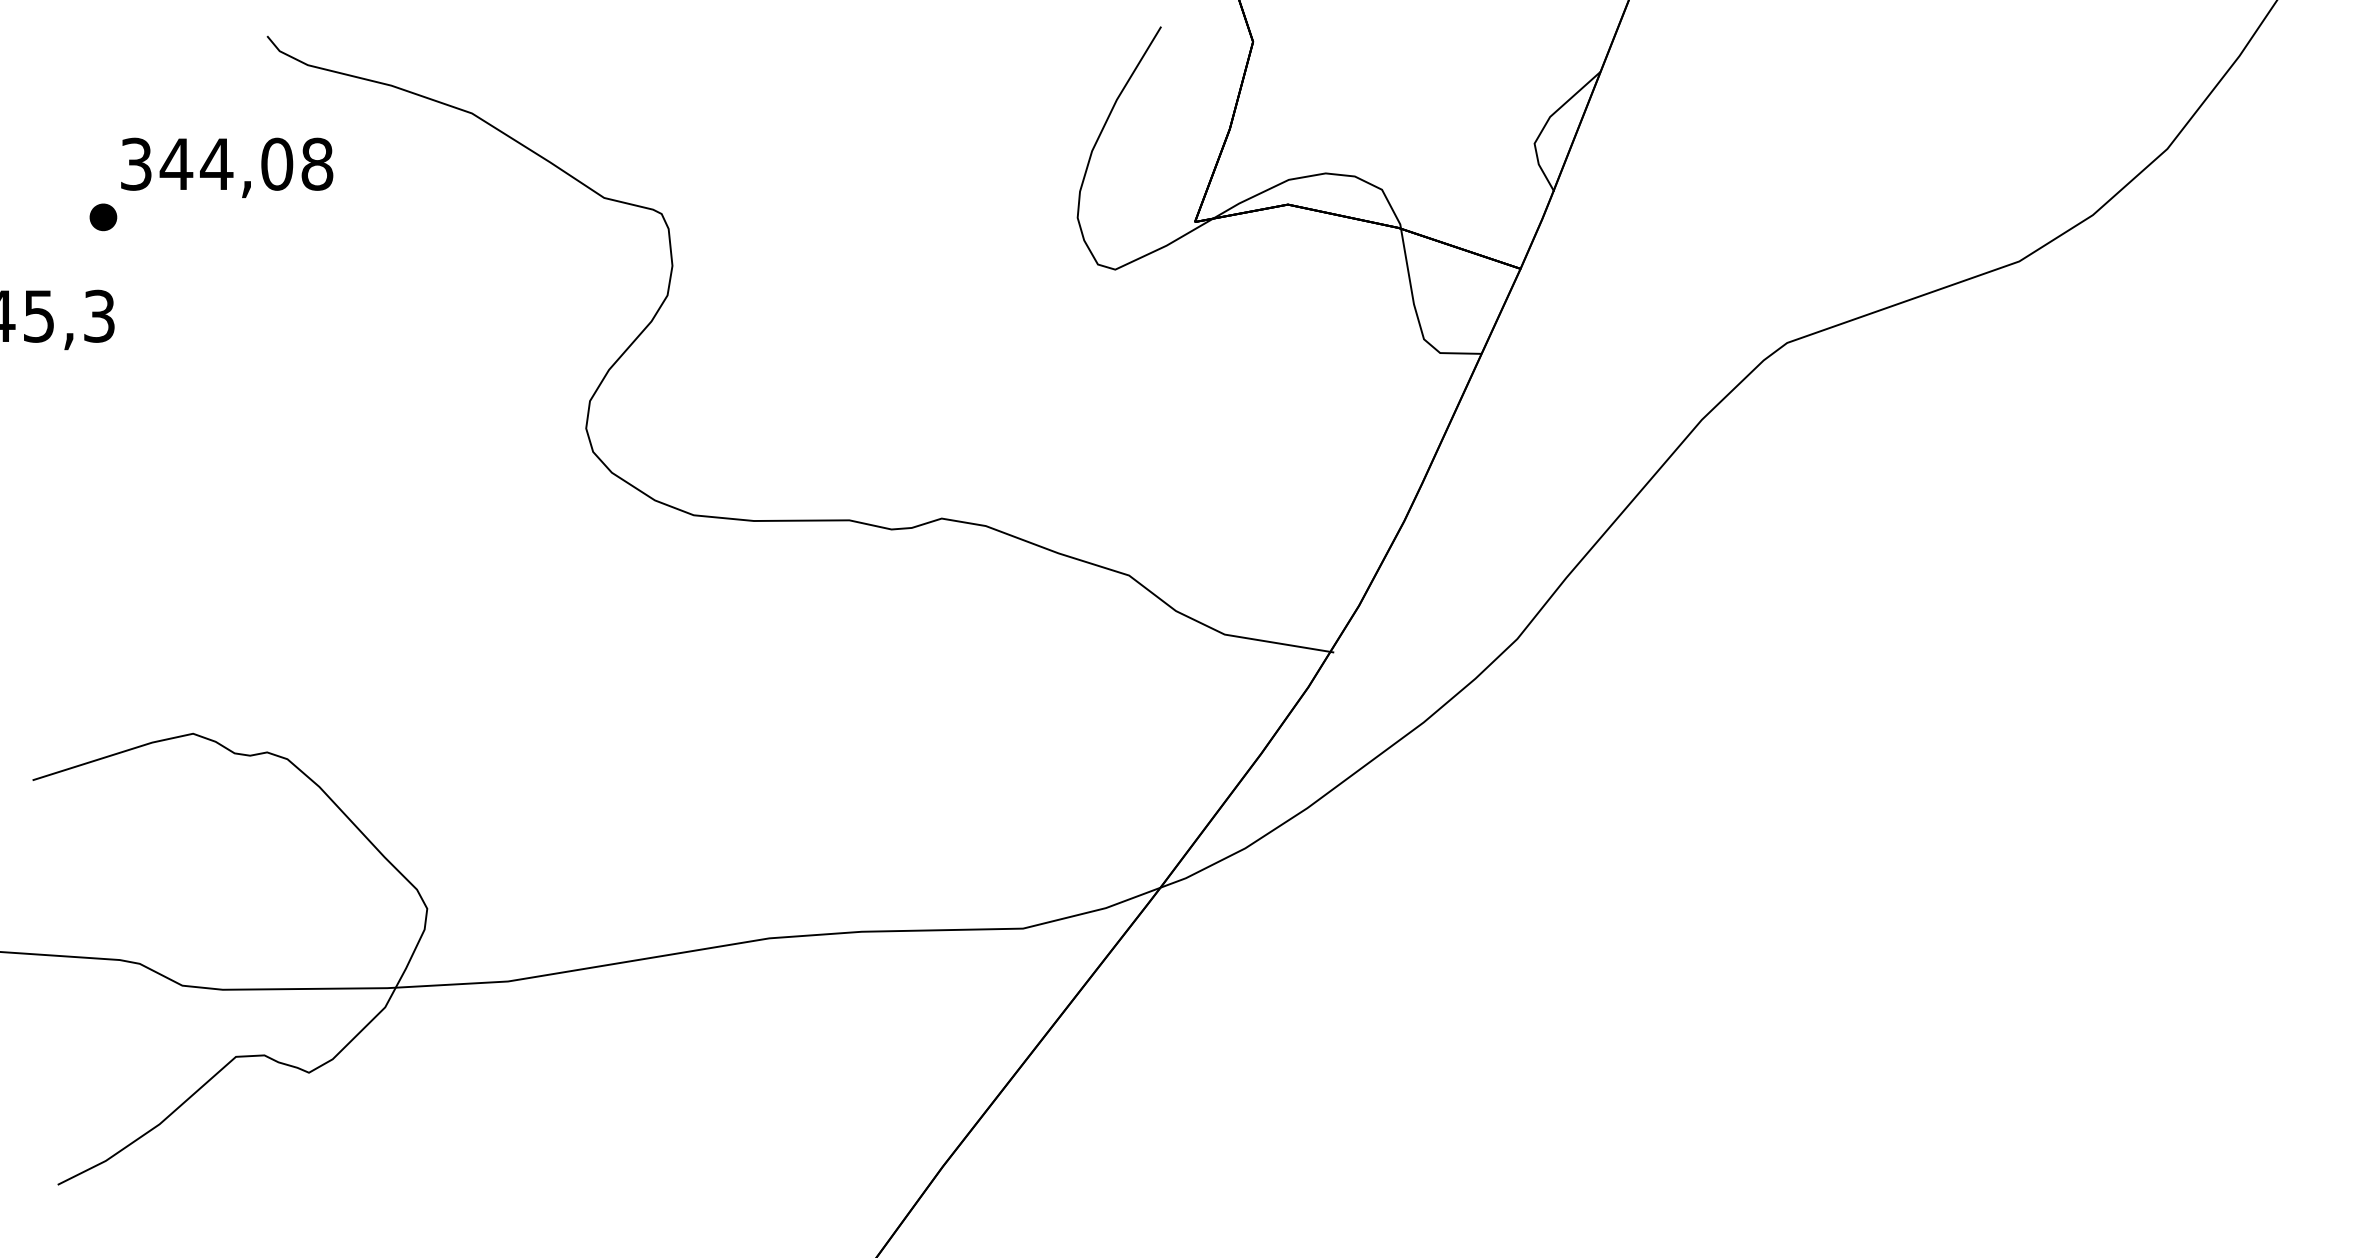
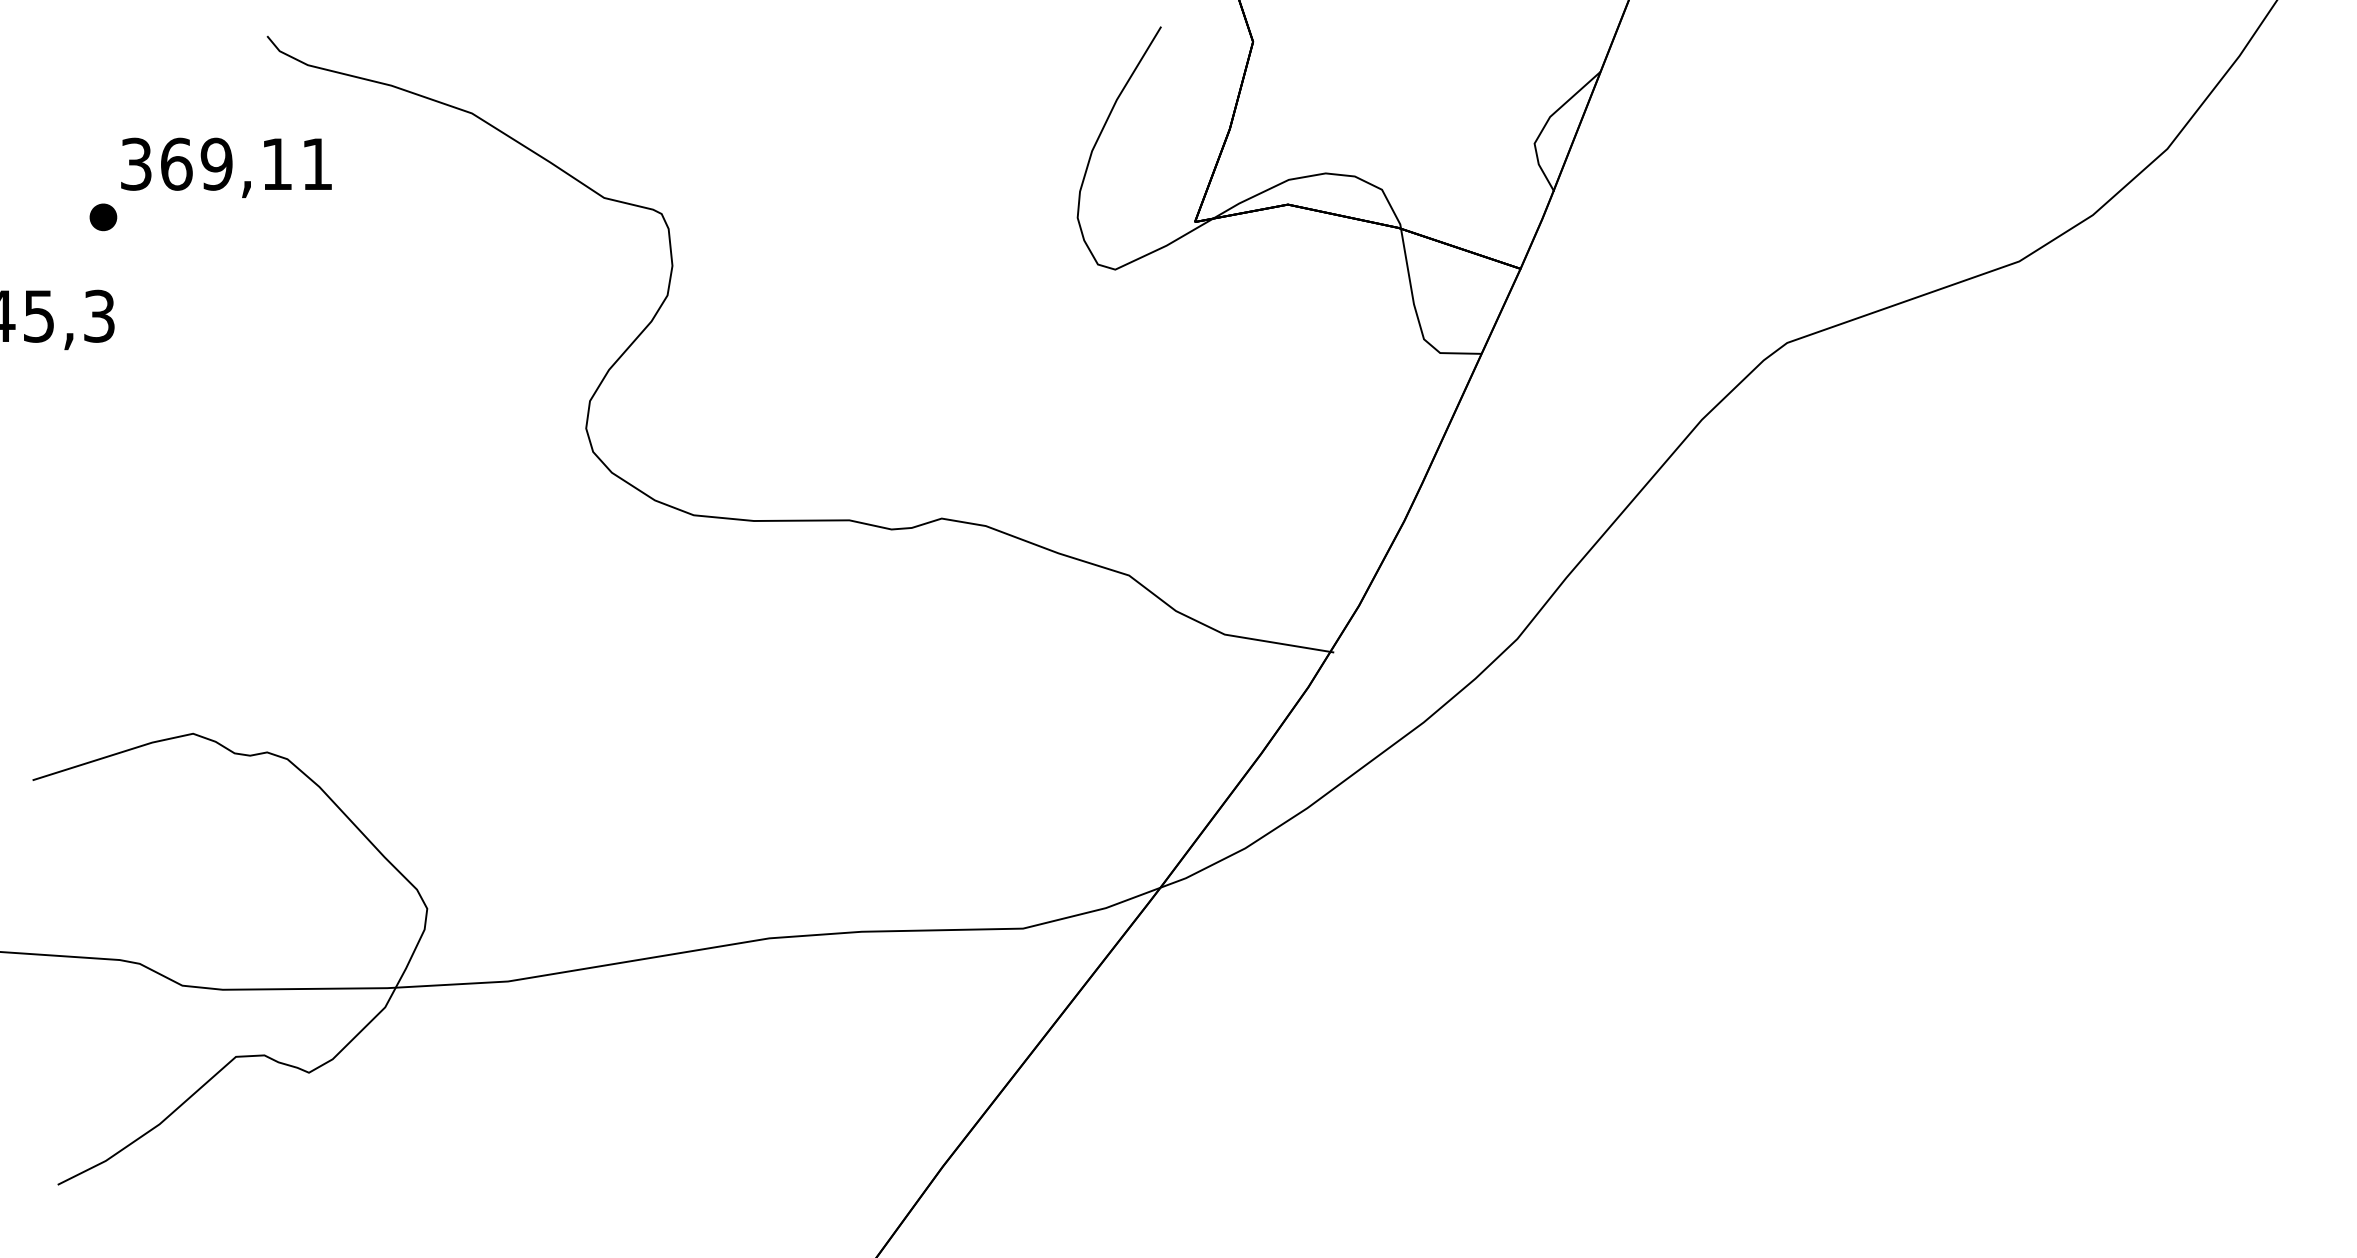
text: 344,08 -> 369,11 (246, 163)
